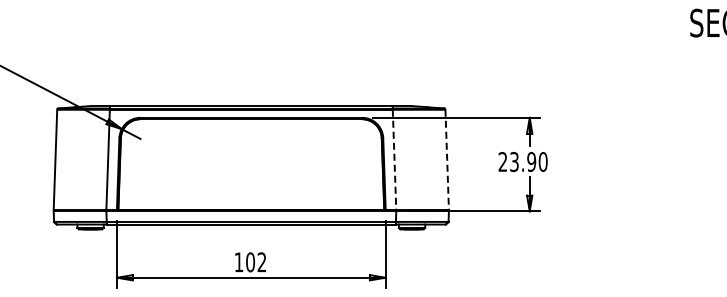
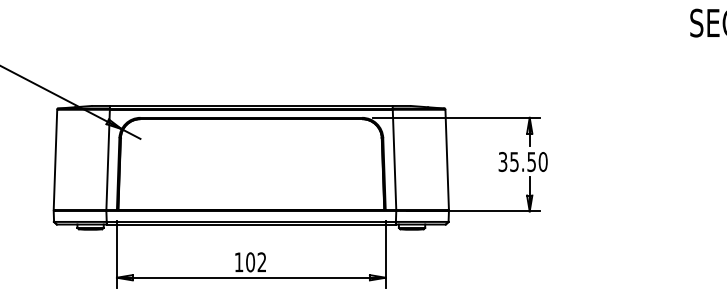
line: dashed -> solid (394, 160)
line: dashed -> solid (447, 160)
text: 23.90 -> 35.50 (517, 162)
